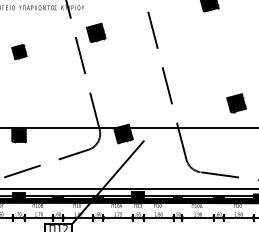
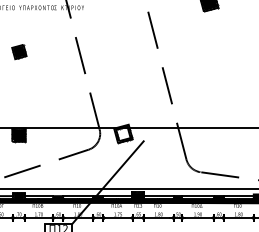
part: present -> none (96, 32)
part: present -> none (236, 103)
fill: present -> none (123, 133)
